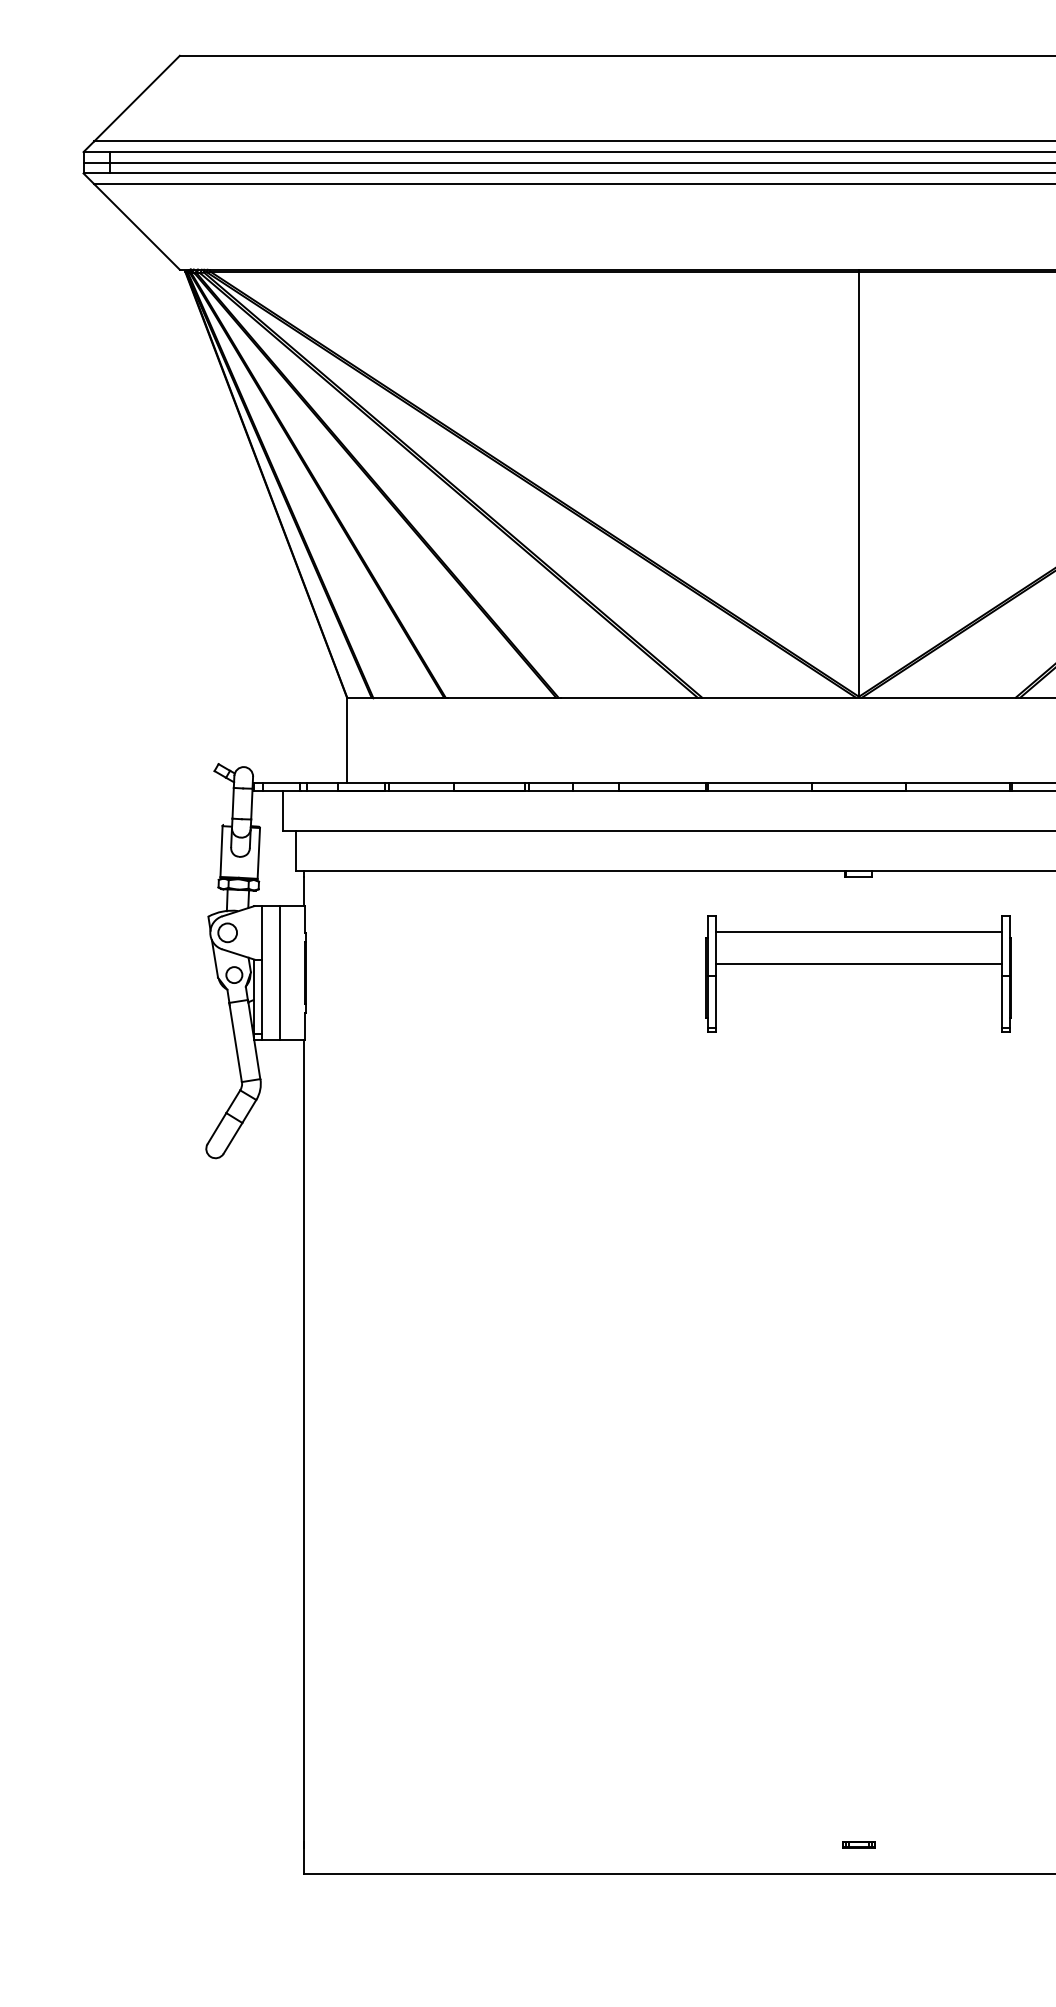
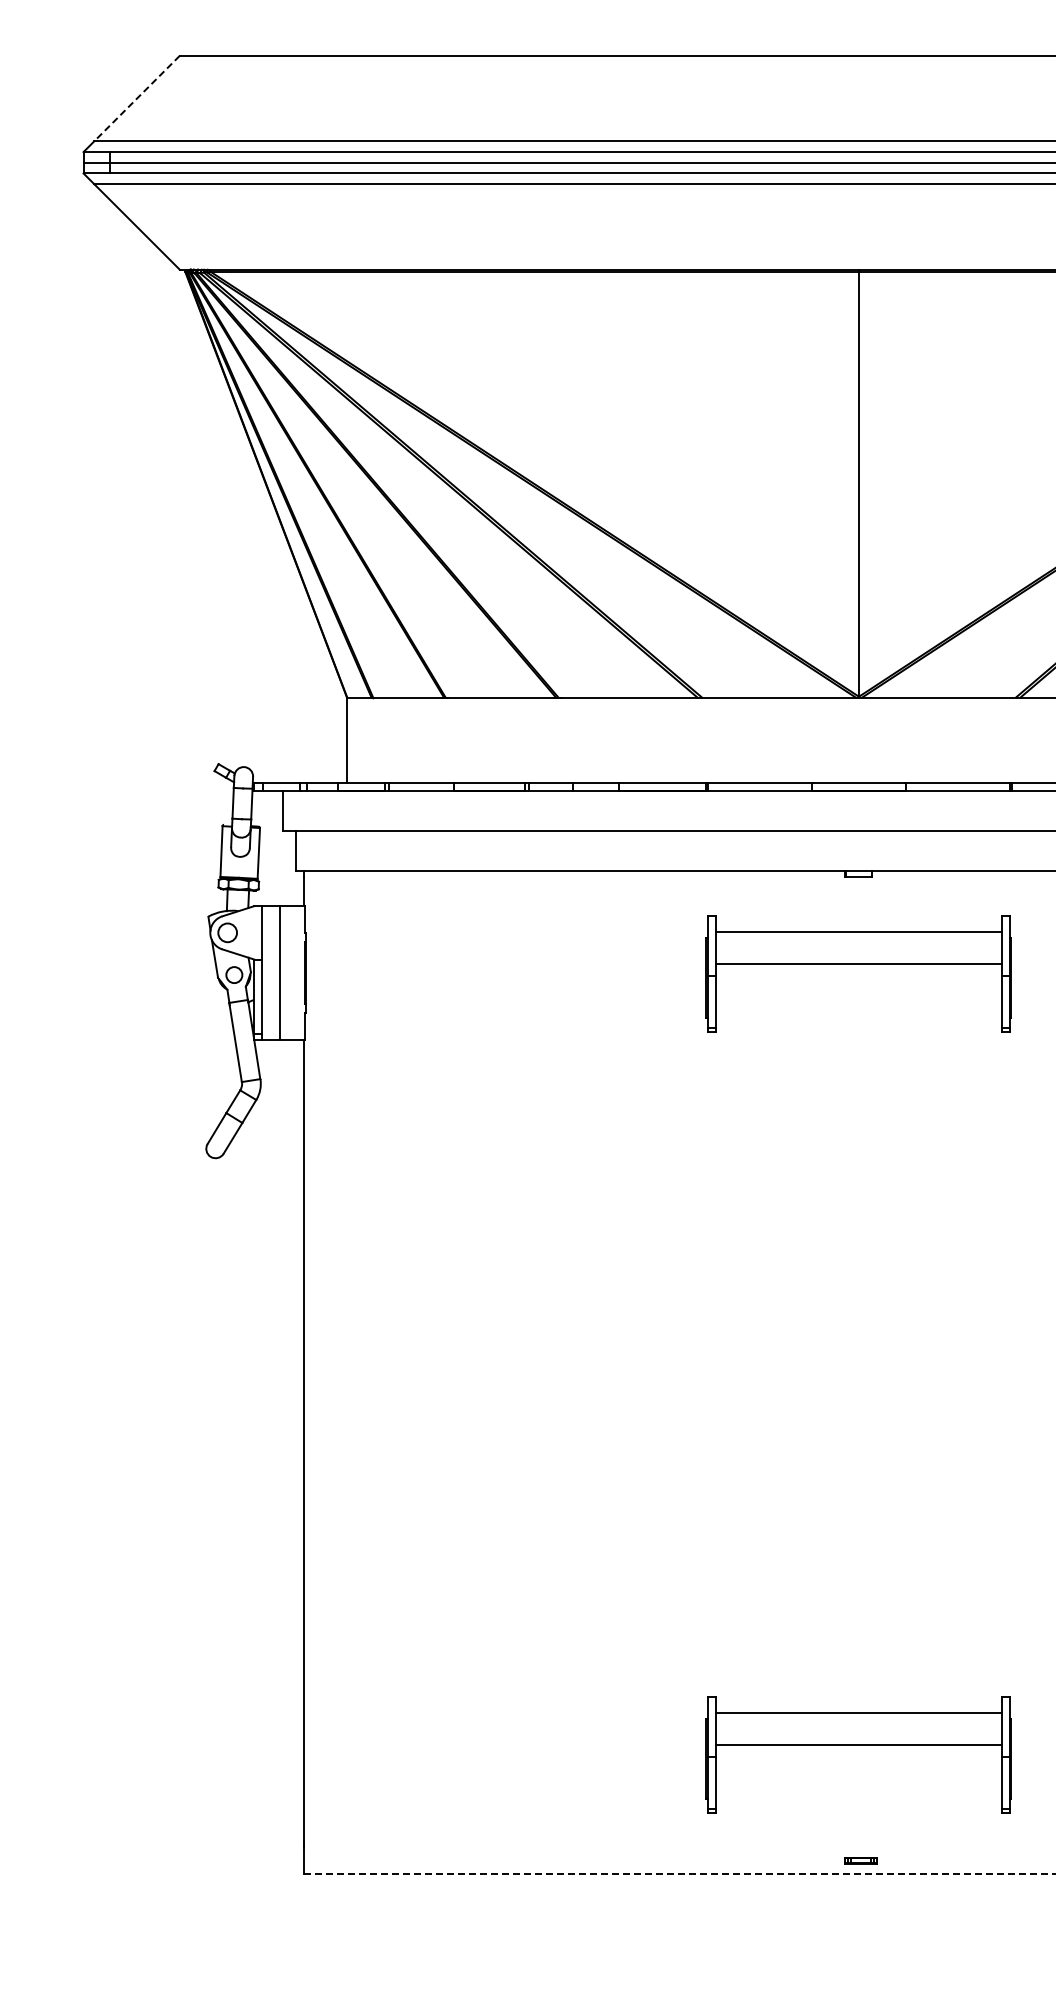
line: solid -> dashed (137, 98)
part: none -> present (858, 1745)
part position: (858, 1844) -> (860, 1860) (860, 1860)
line: solid -> dashed (680, 1874)
